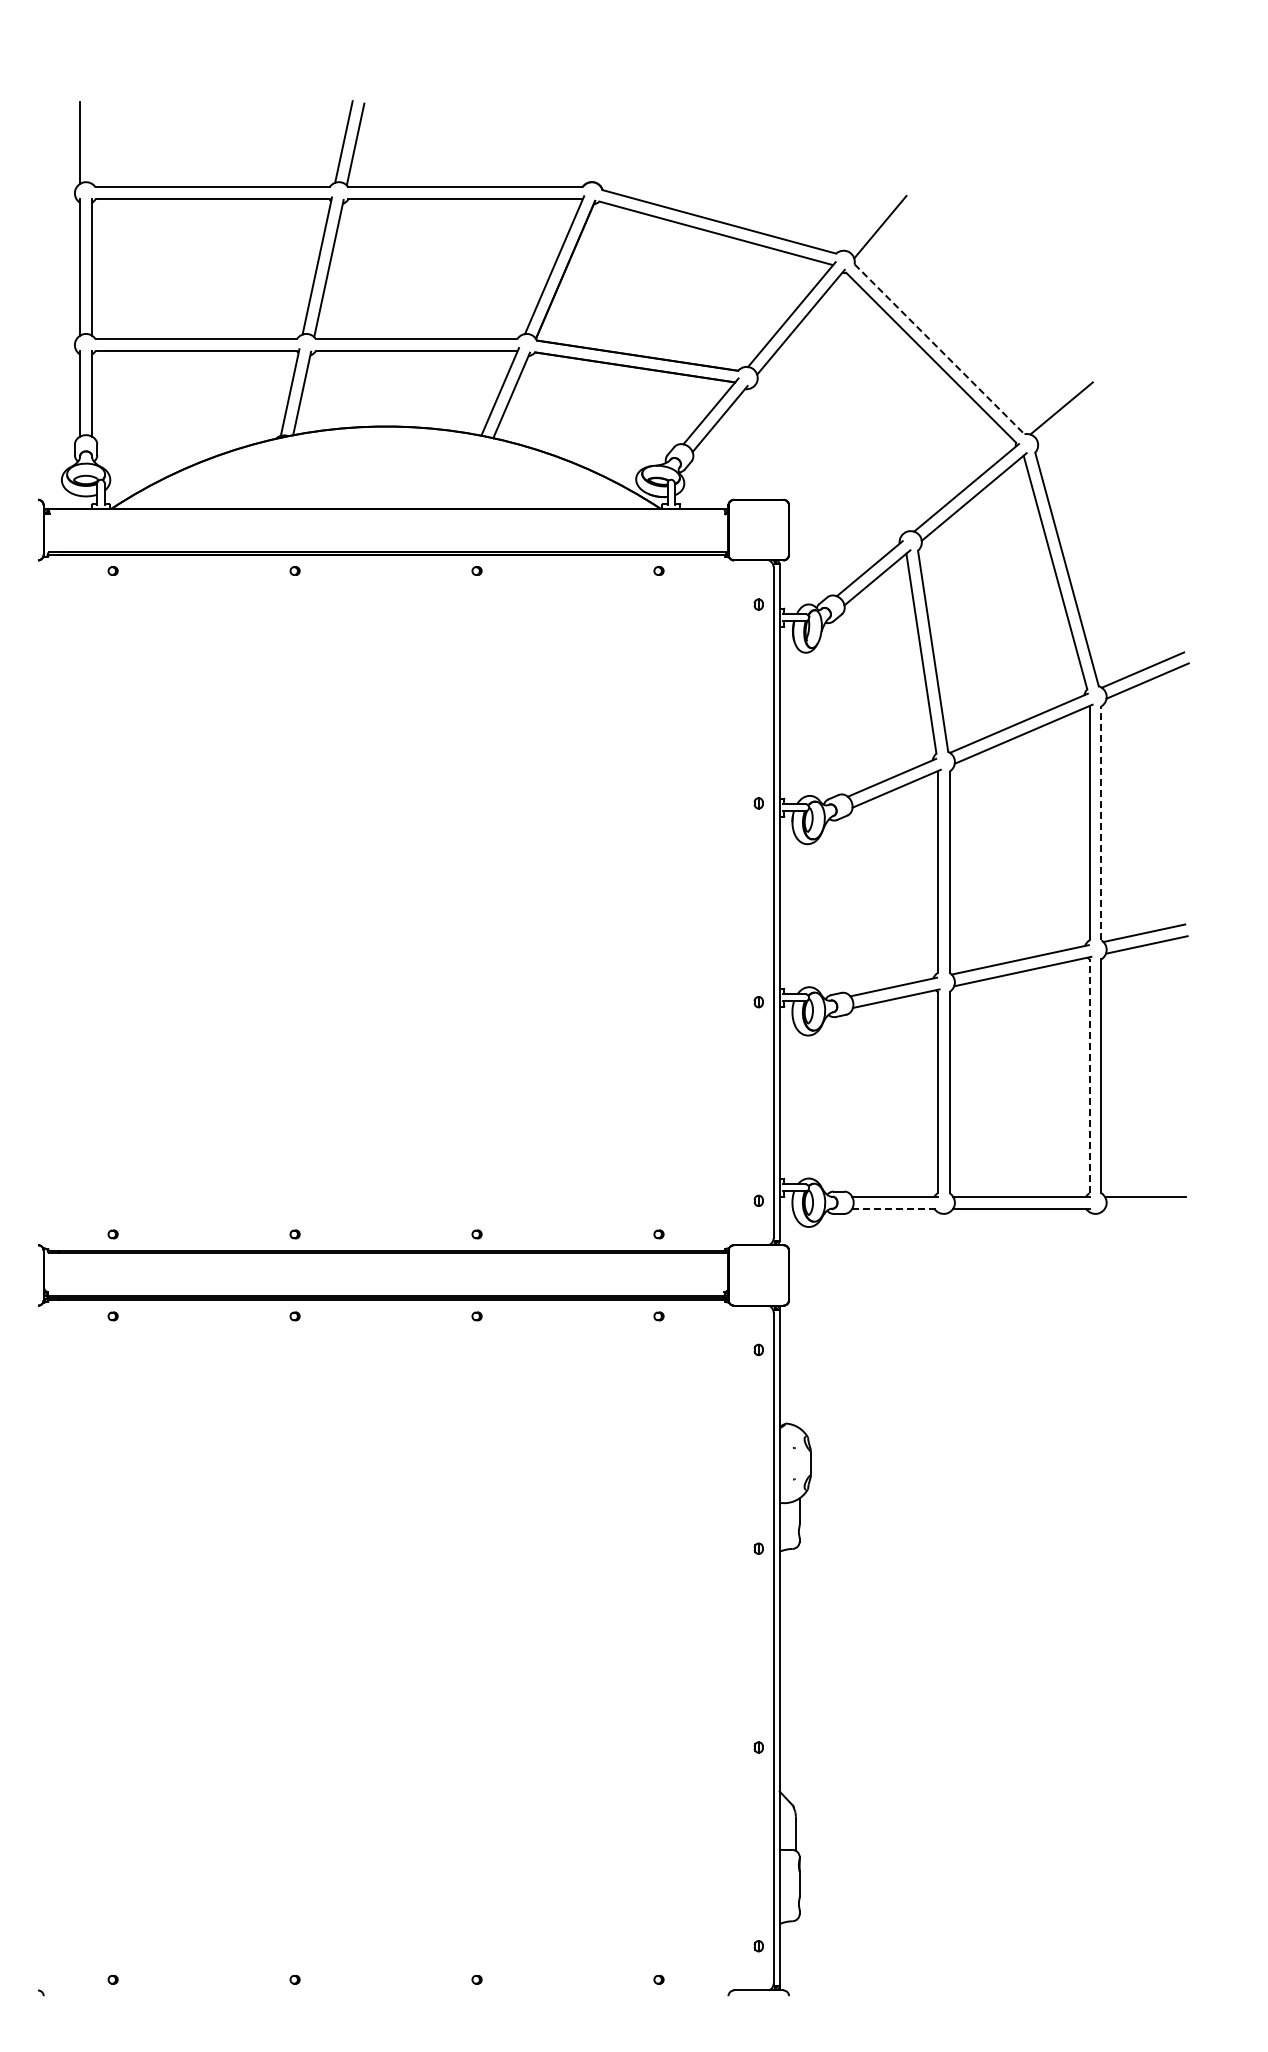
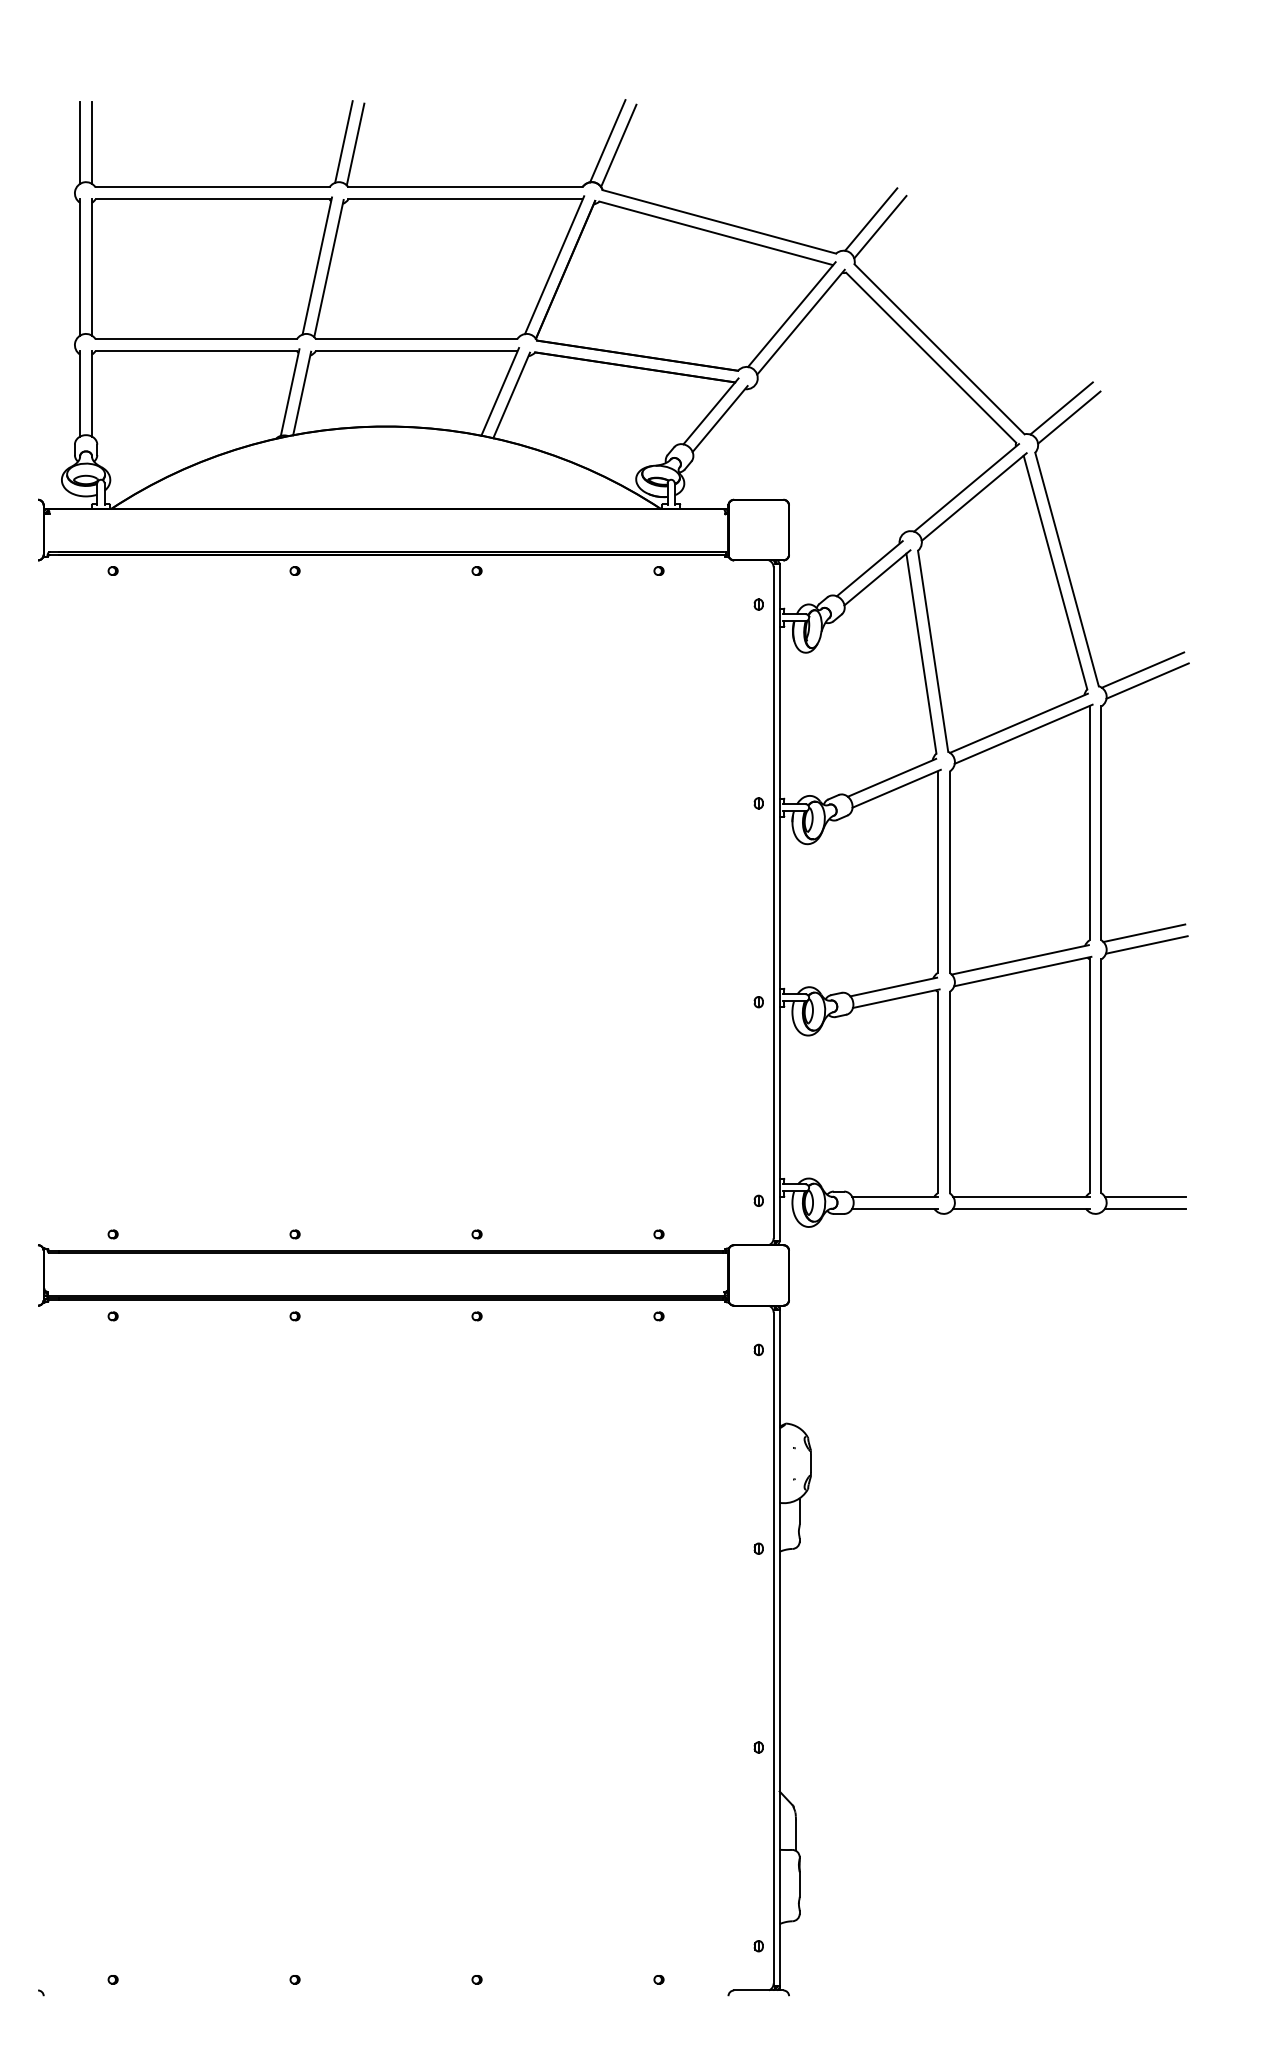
line: none -> present (607, 141)
line: none -> present (92, 142)
line: none -> present (618, 145)
line: none -> present (871, 219)
line: dashed -> solid (939, 349)
line: none -> present (1069, 417)
line: dashed -> solid (1101, 823)
line: dashed -> solid (1089, 1076)
line: dashed -> solid (895, 1208)
line: none -> present (1145, 1208)
